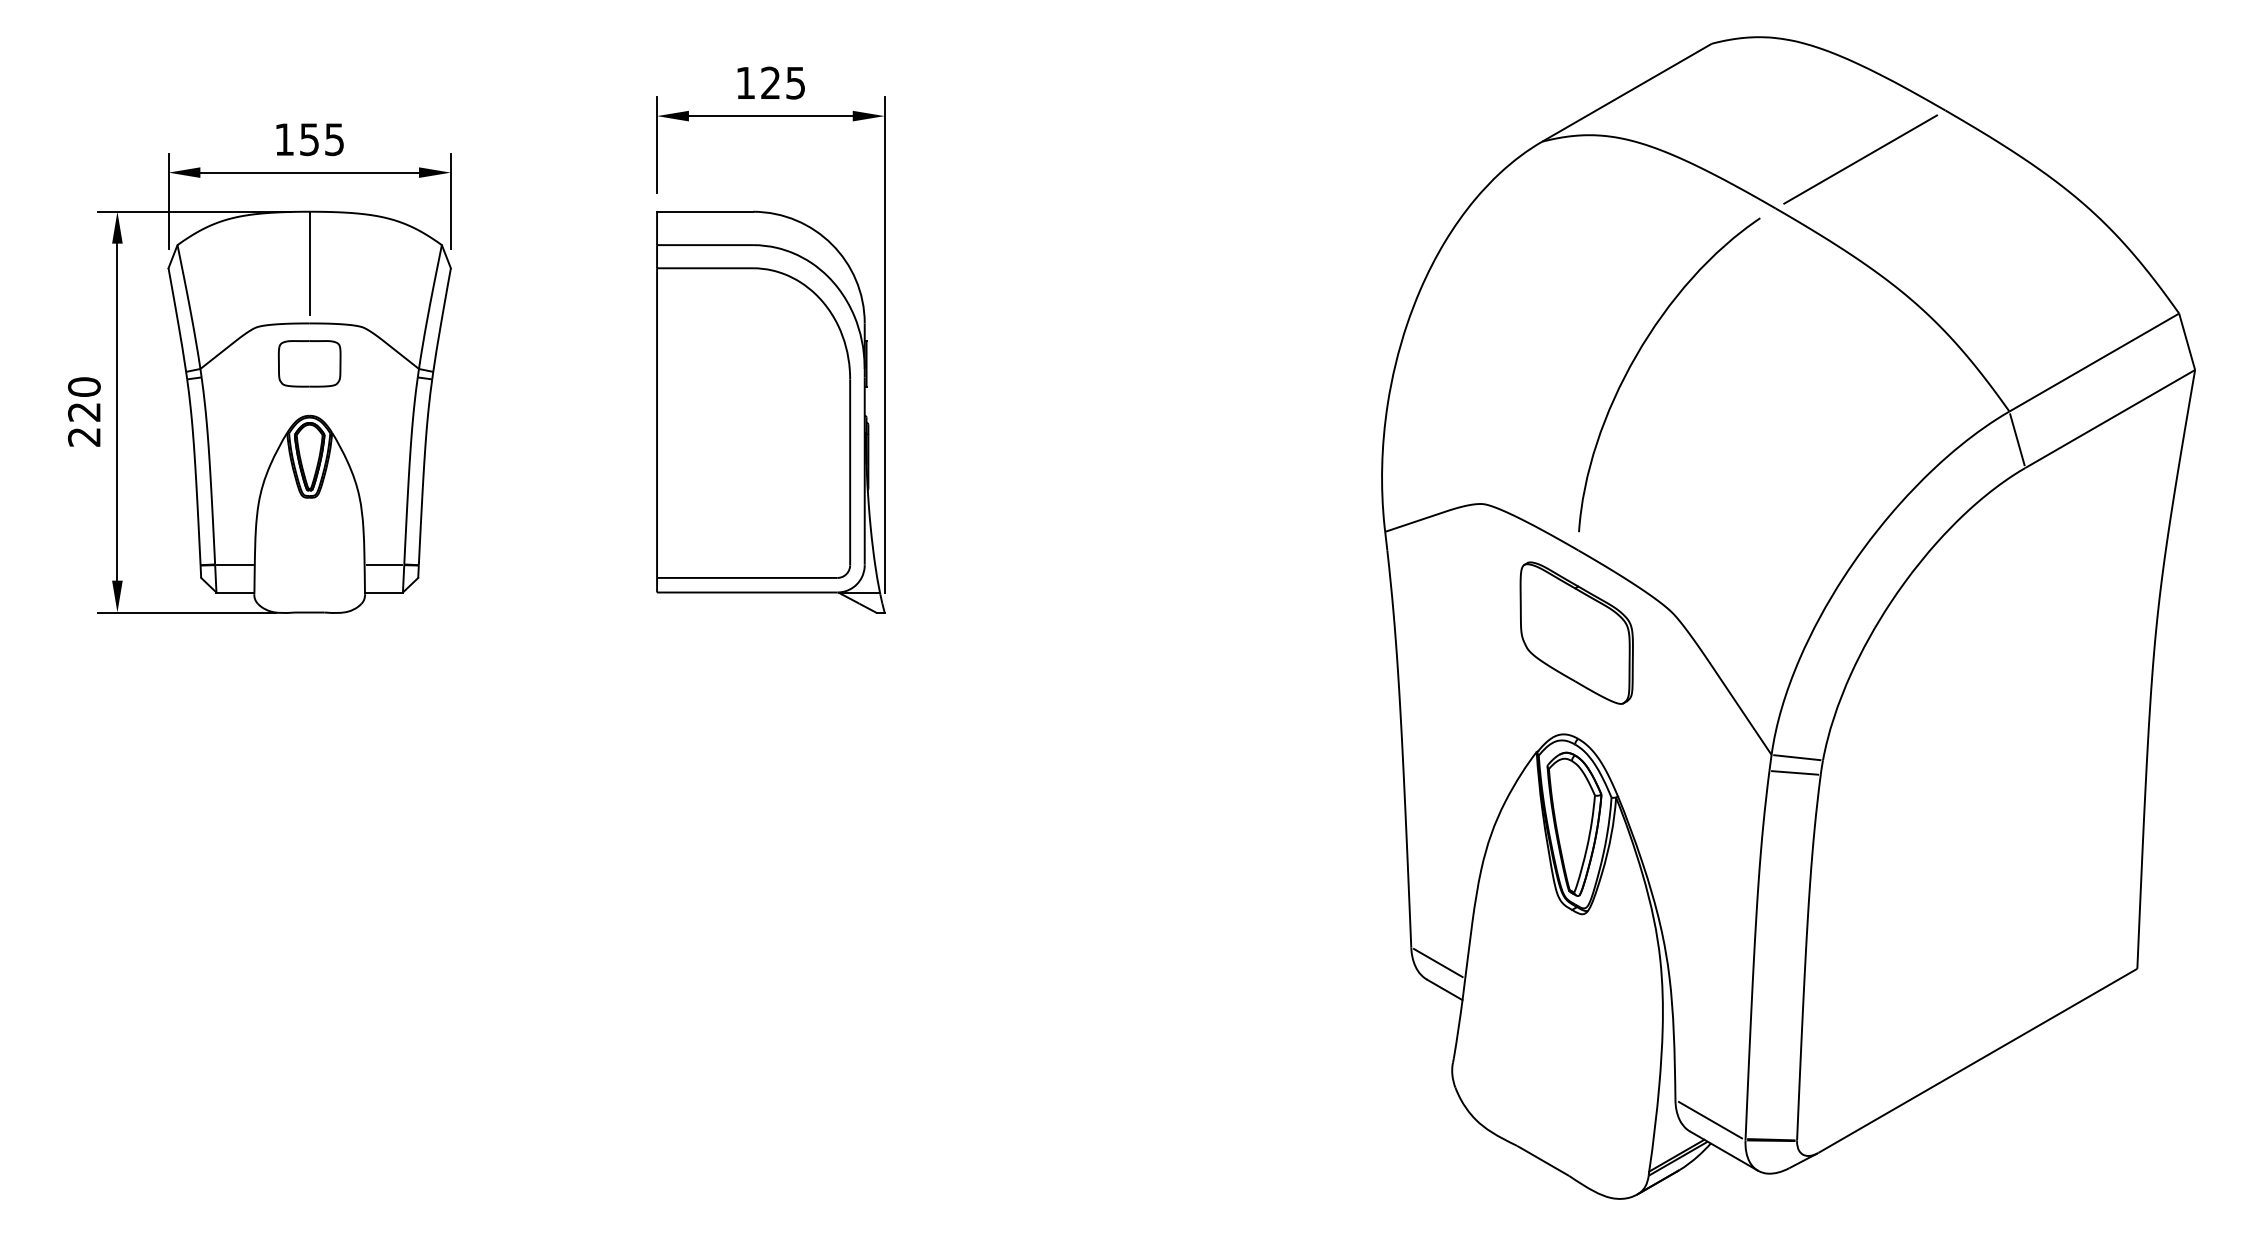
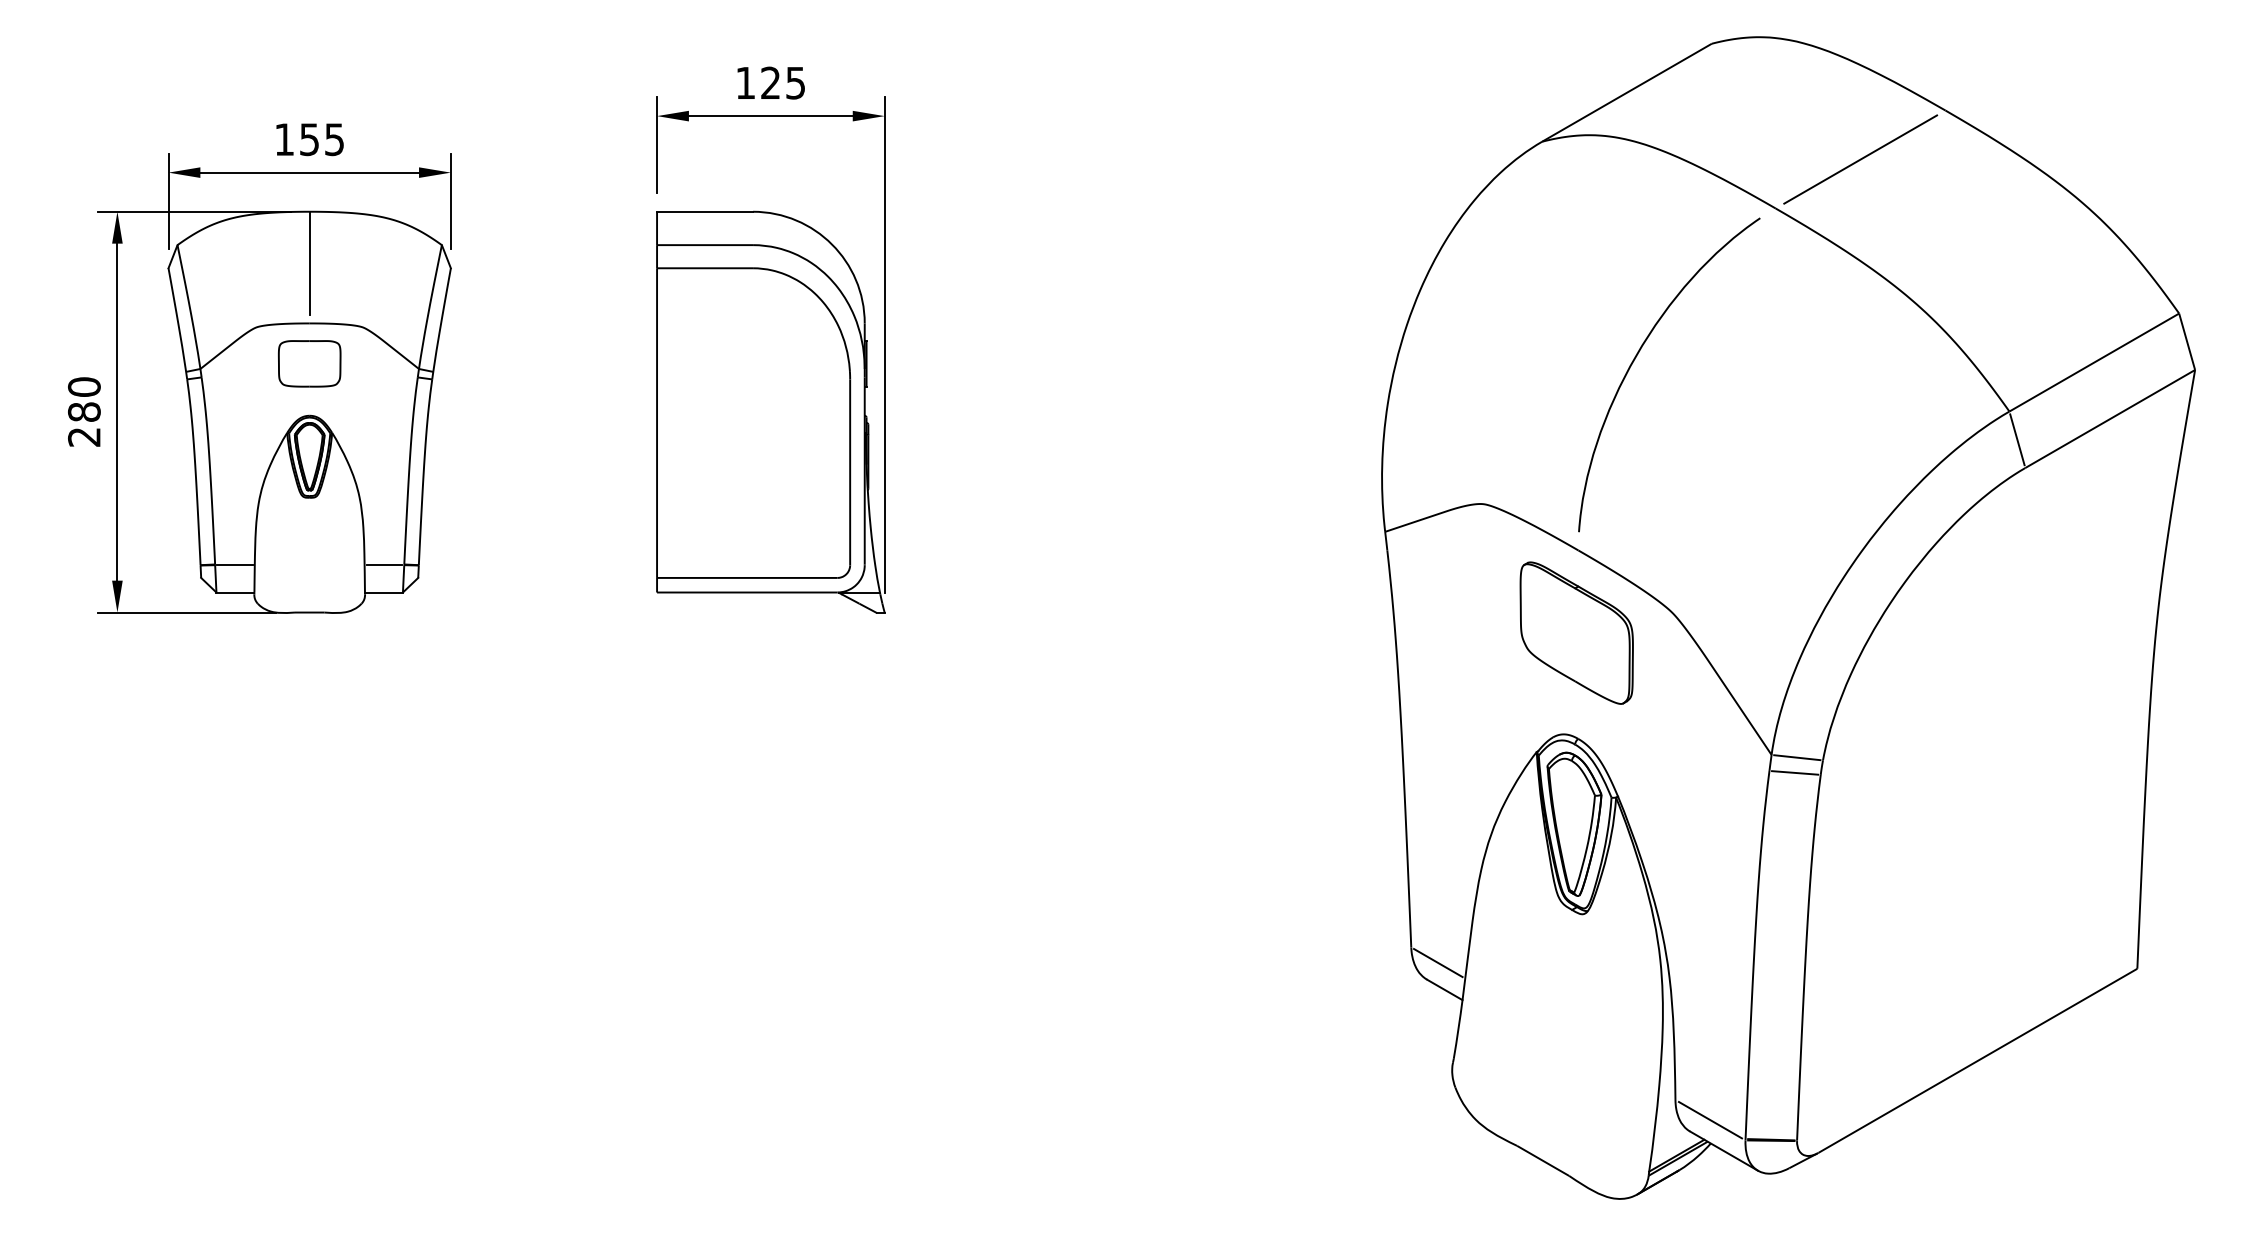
text: 220 -> 280 (84, 411)
